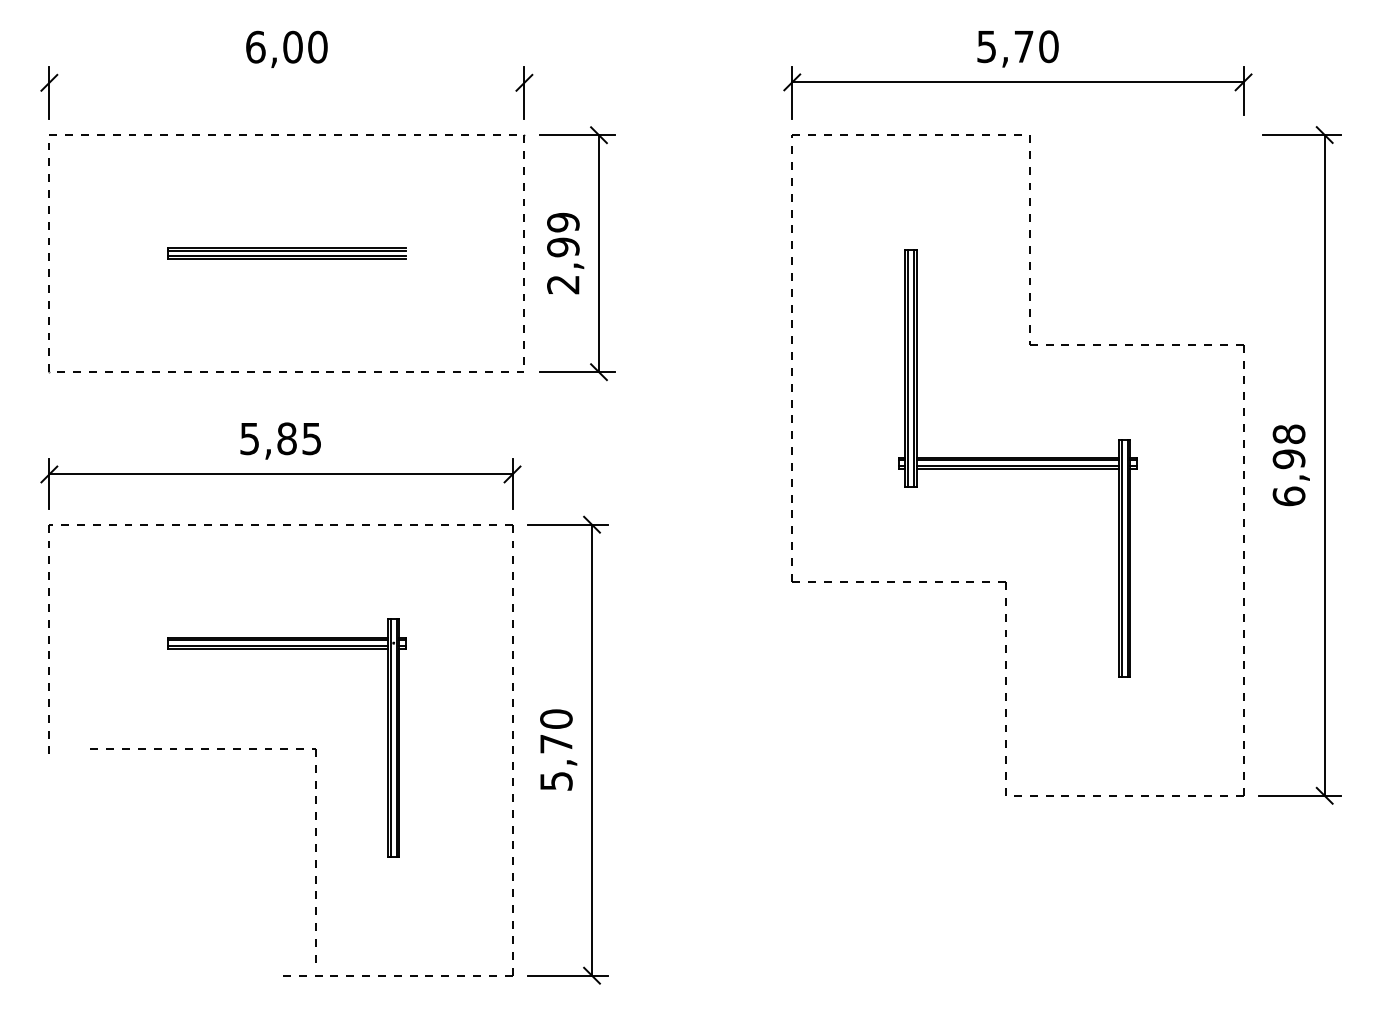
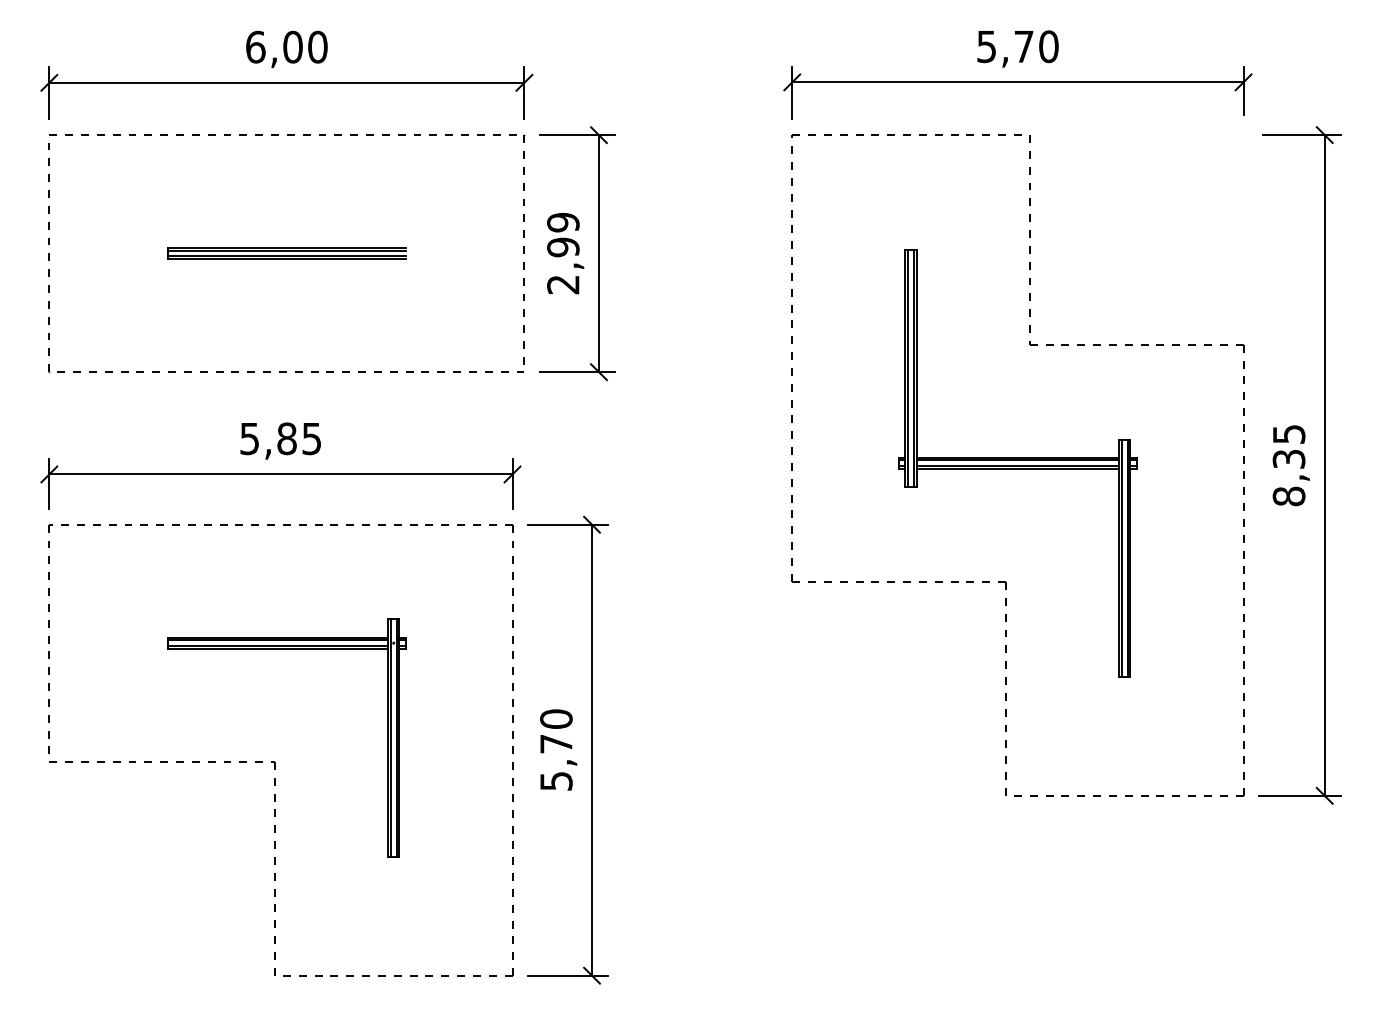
line: none -> present (286, 82)
text: 6,98 -> 8,35 (1288, 465)
part position: (203, 749) -> (162, 762) (162, 762)
